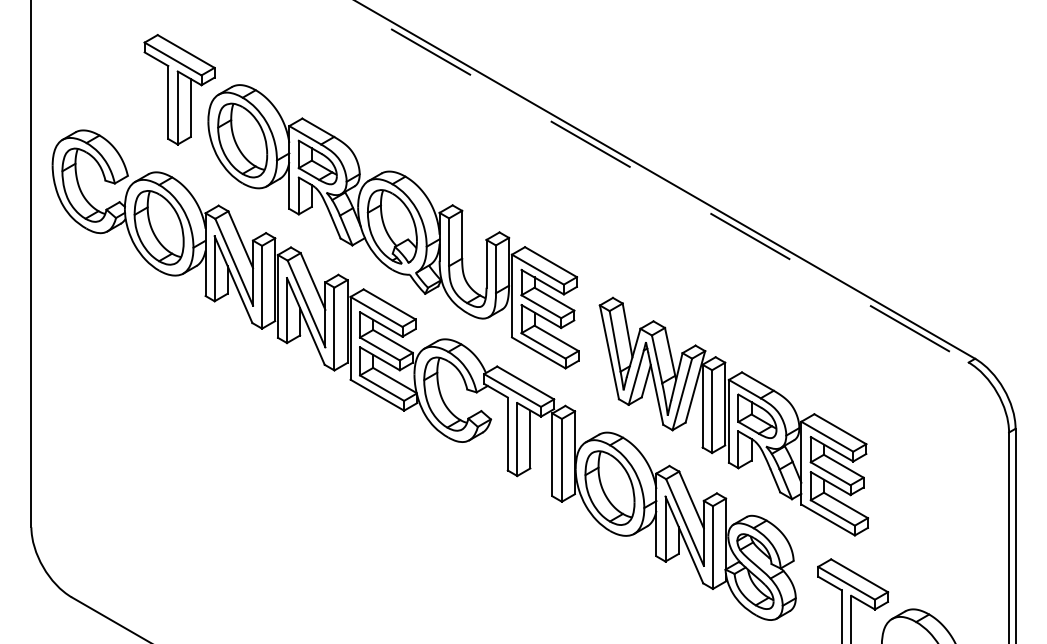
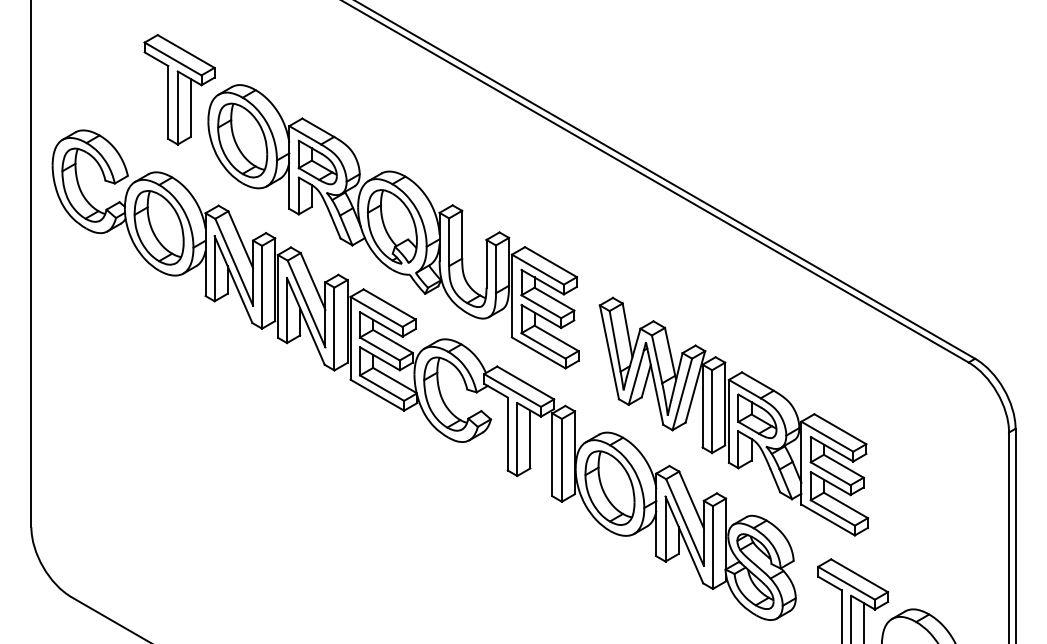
line: dashed -> solid (655, 181)
line: none -> present (864, 621)
